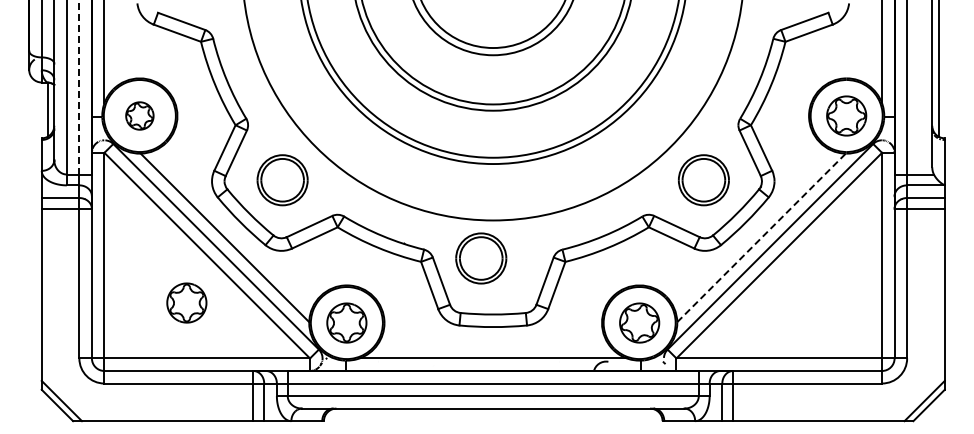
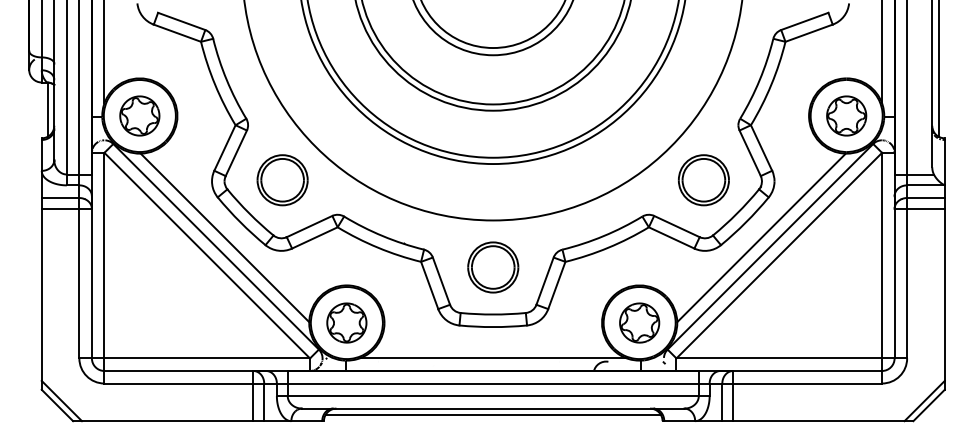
line: dashed -> solid (79, 87)
part size: 30x30 px -> 42x42 px (139, 115)
line: dashed -> solid (761, 237)
part position: (481, 258) -> (493, 267) (493, 267)
part: present -> none (186, 302)
line: none -> present (492, 414)
